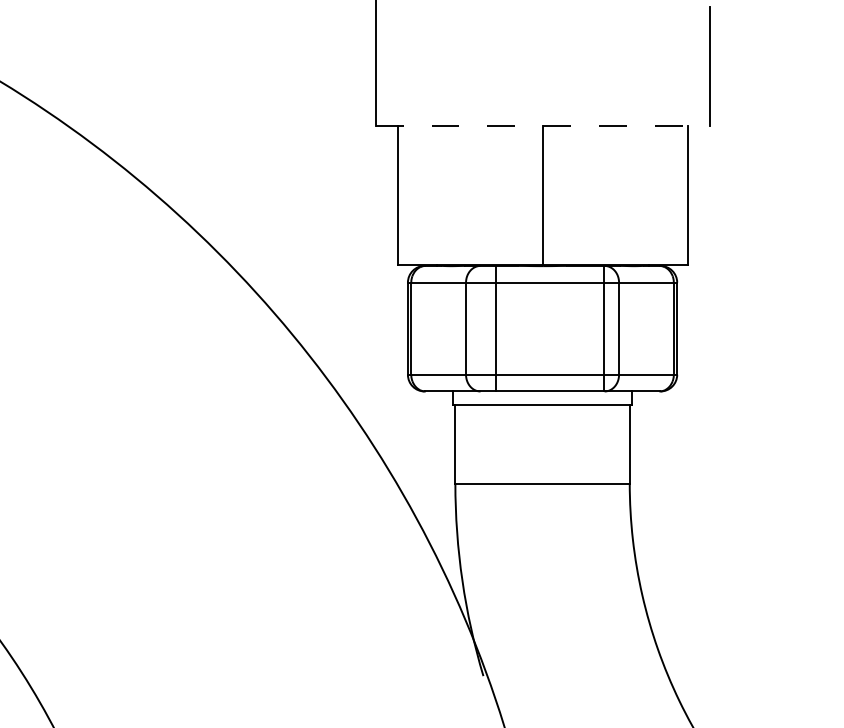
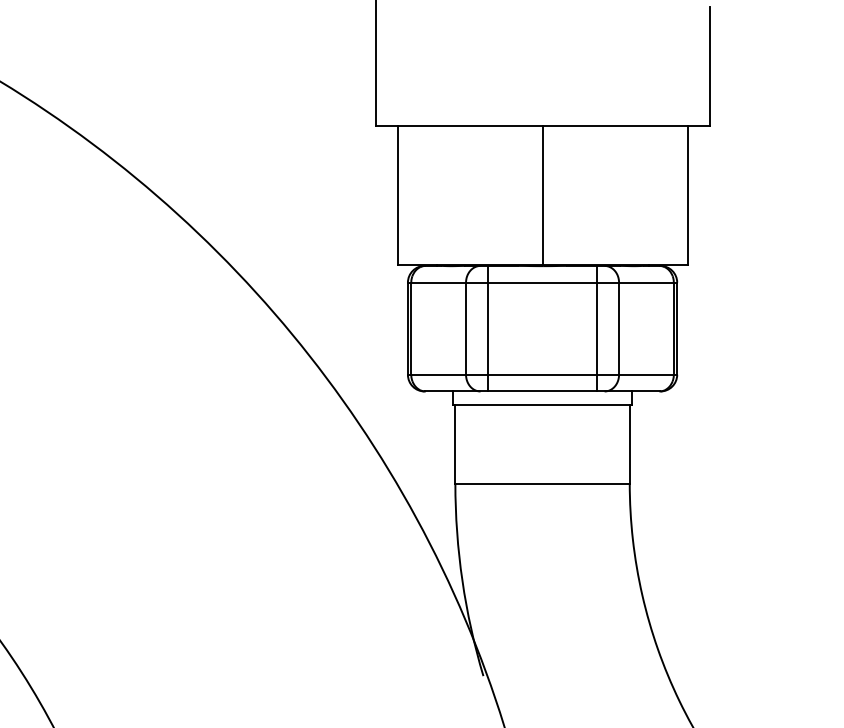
line: dashed -> solid (543, 125)
line position: (495, 328) -> (487, 328) (487, 328)
line position: (604, 328) -> (597, 328) (597, 328)
